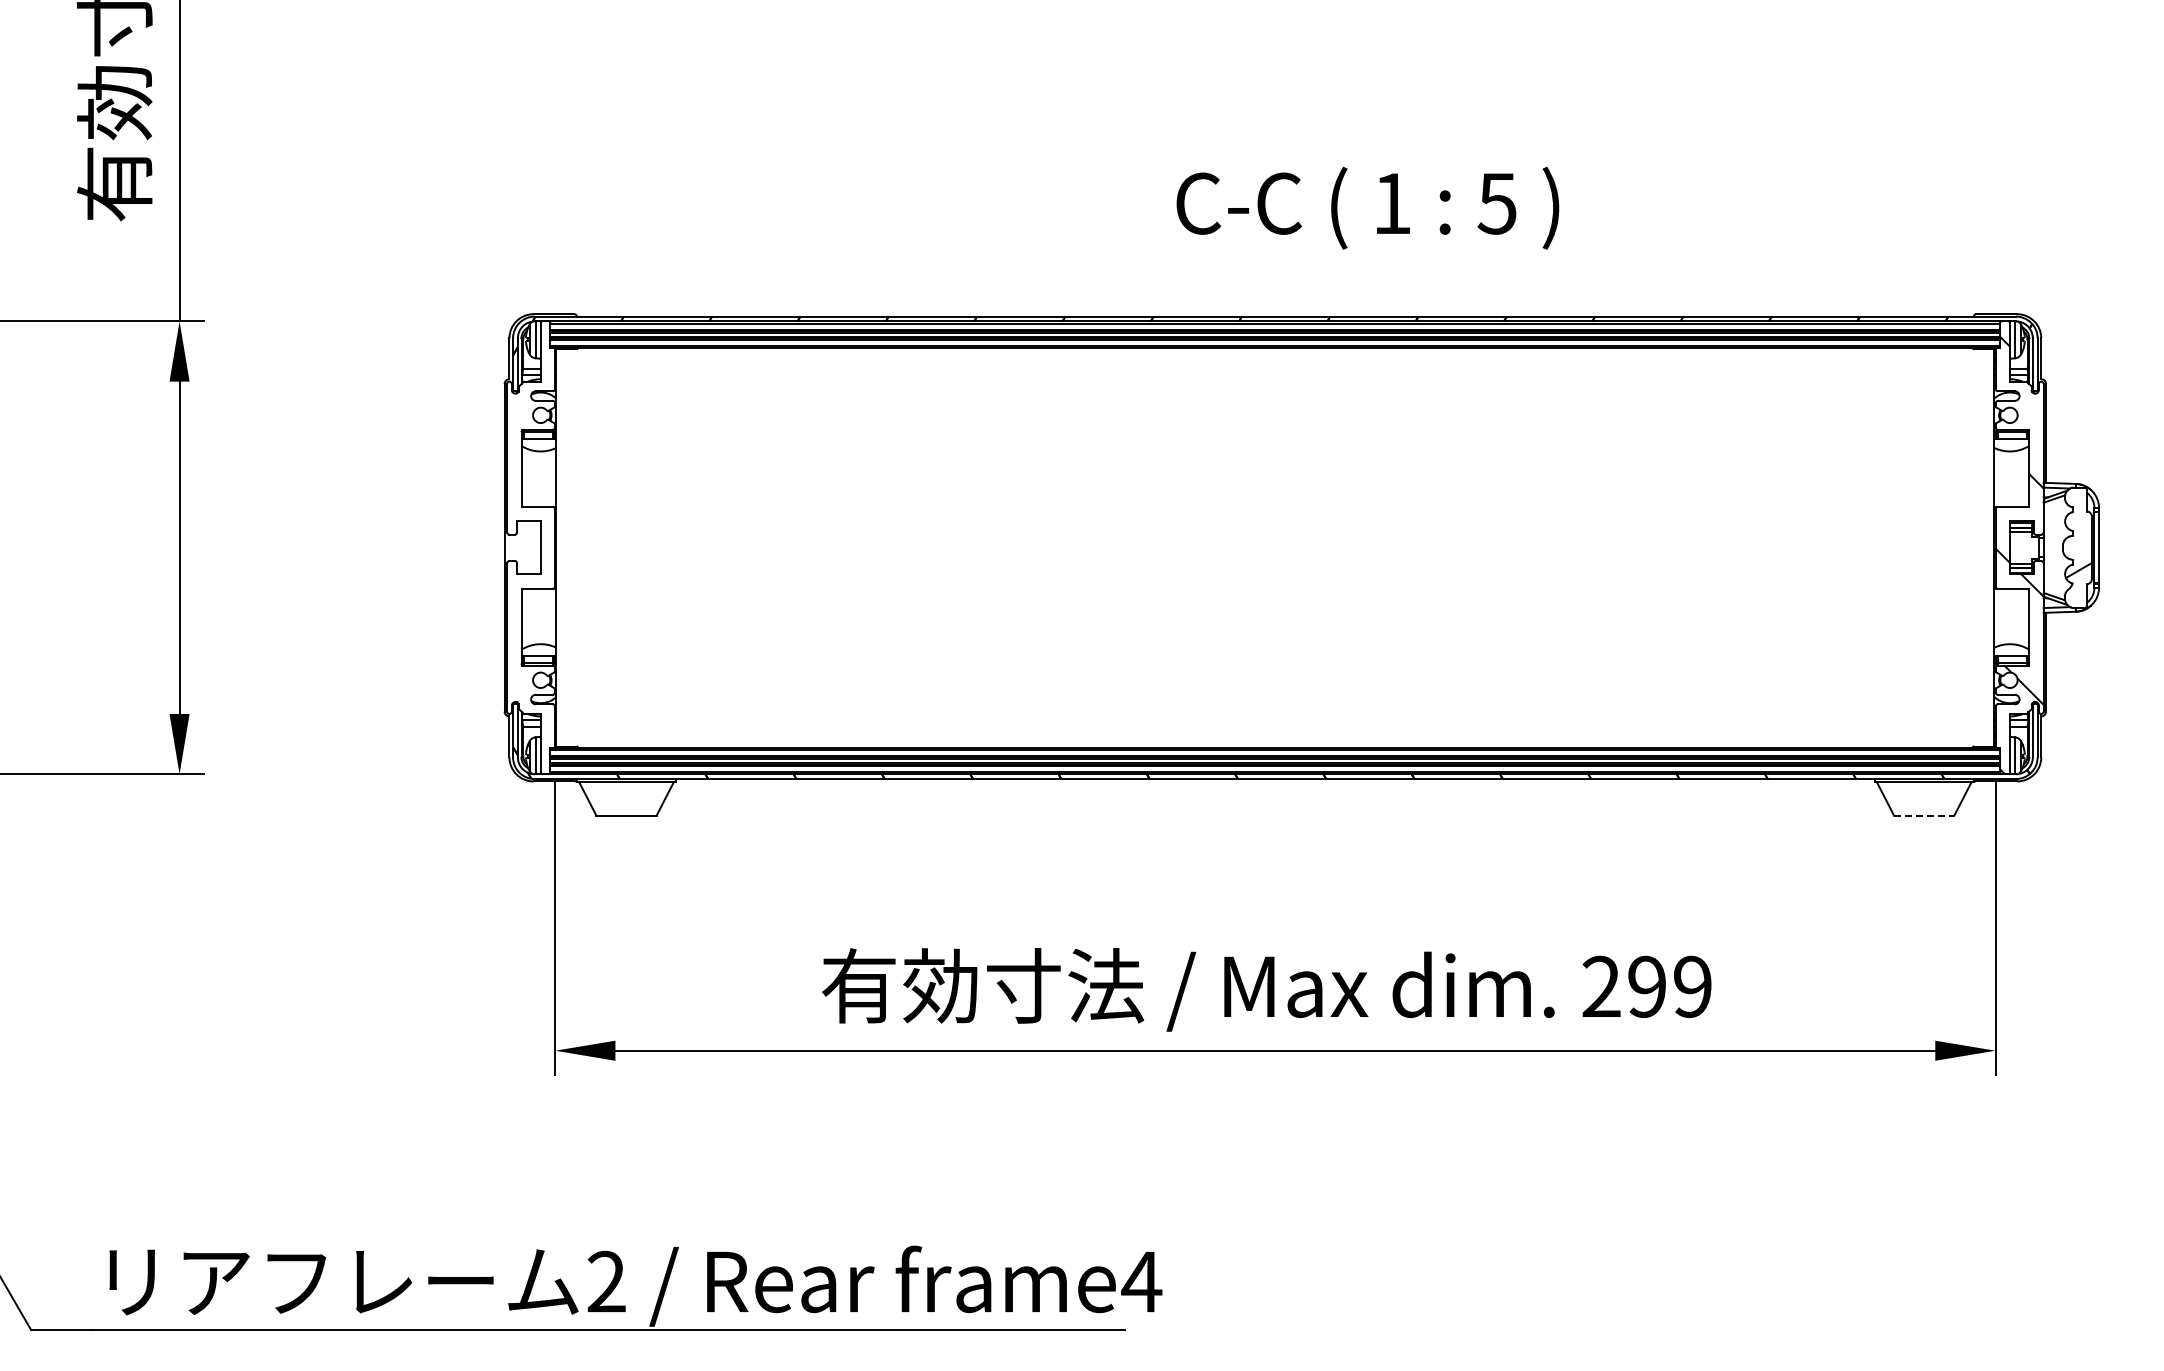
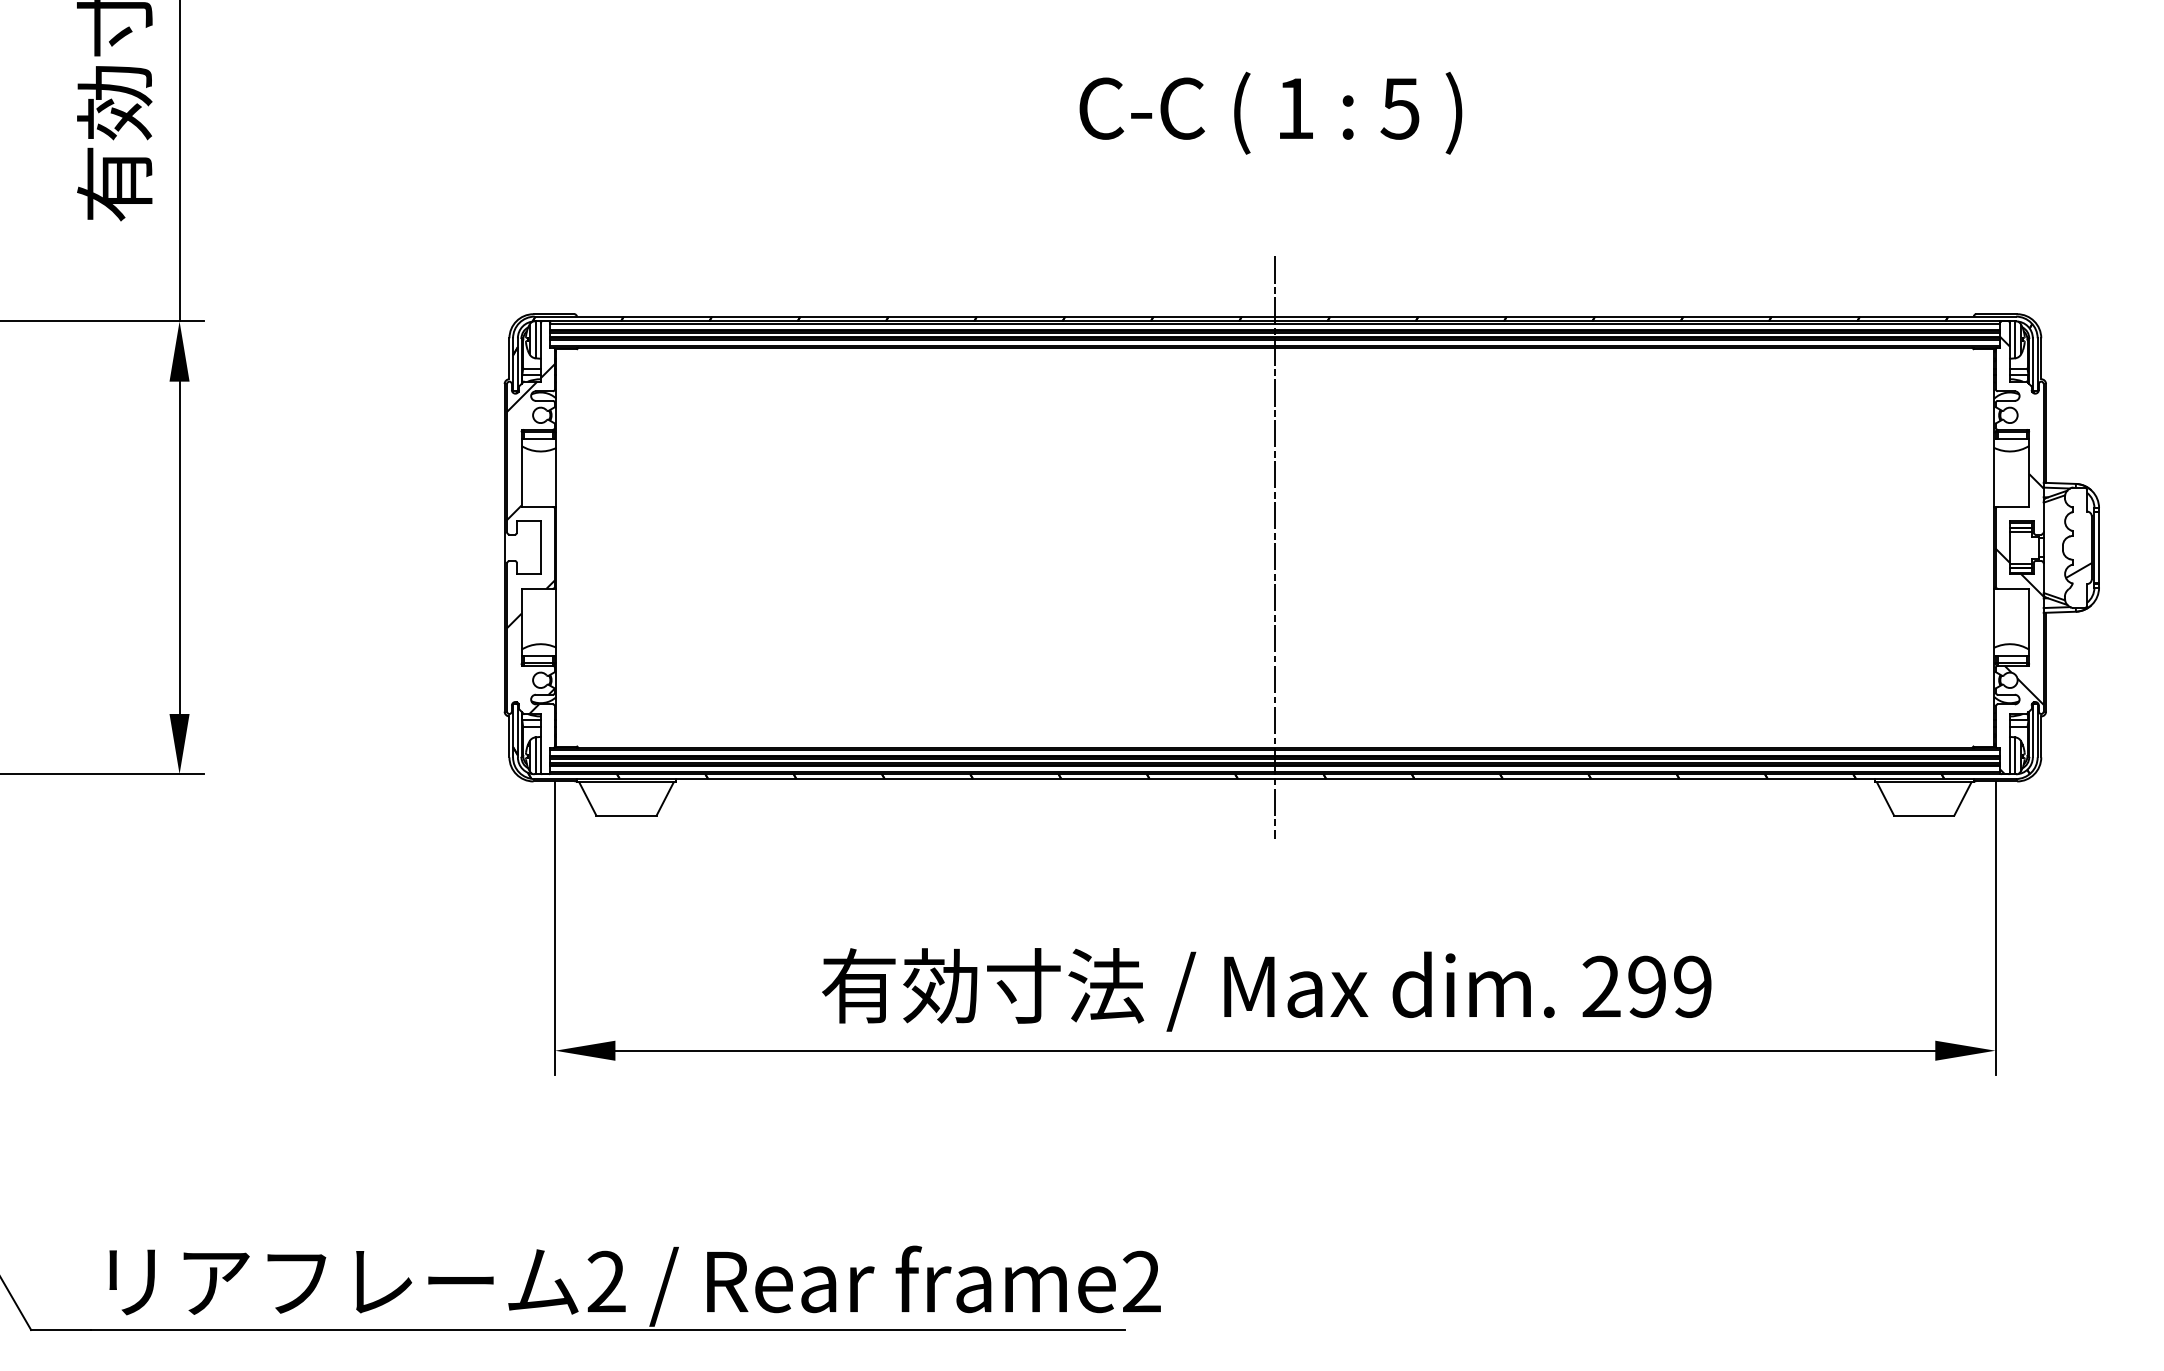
text position: (1367, 207) -> (1270, 112) (1270, 112)
hatch: none -> present (531, 538)
line: none -> present (1275, 547)
line: dashed -> solid (1924, 815)
text: frame4 -> frame2 (1141, 1281)
